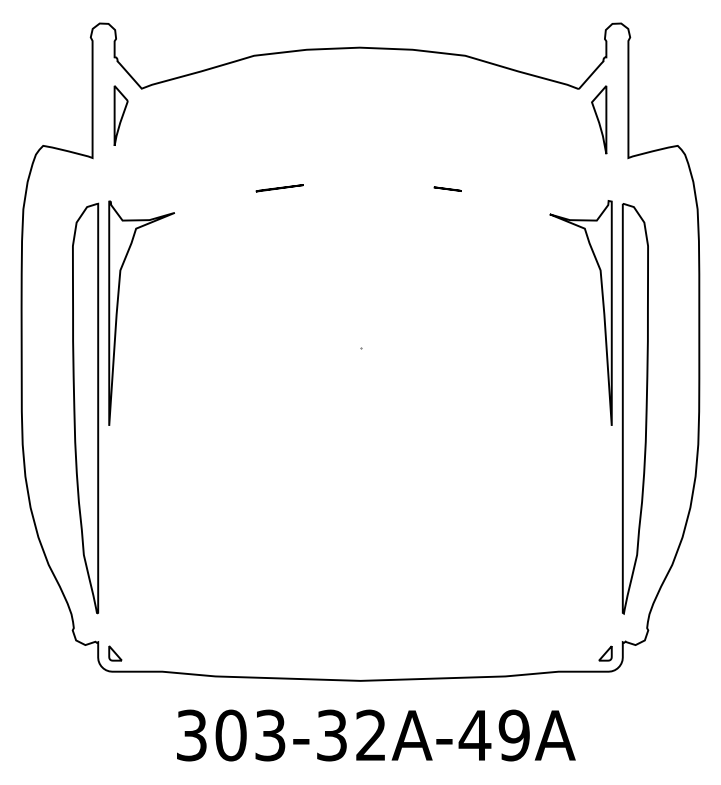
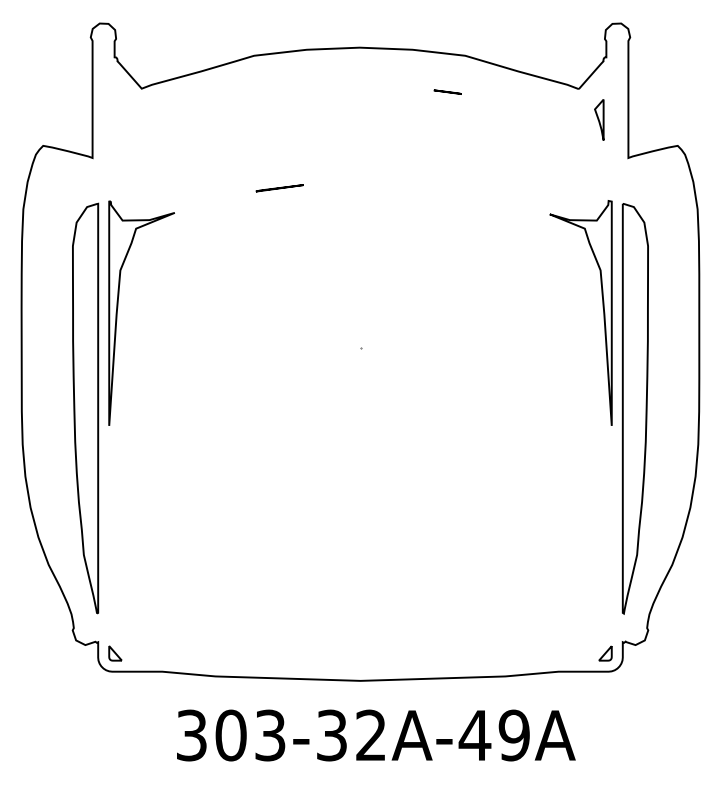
part: present -> none (120, 115)
part size: 17x70 px -> 11x42 px (599, 119)
line position: (447, 188) -> (447, 91) (447, 91)
